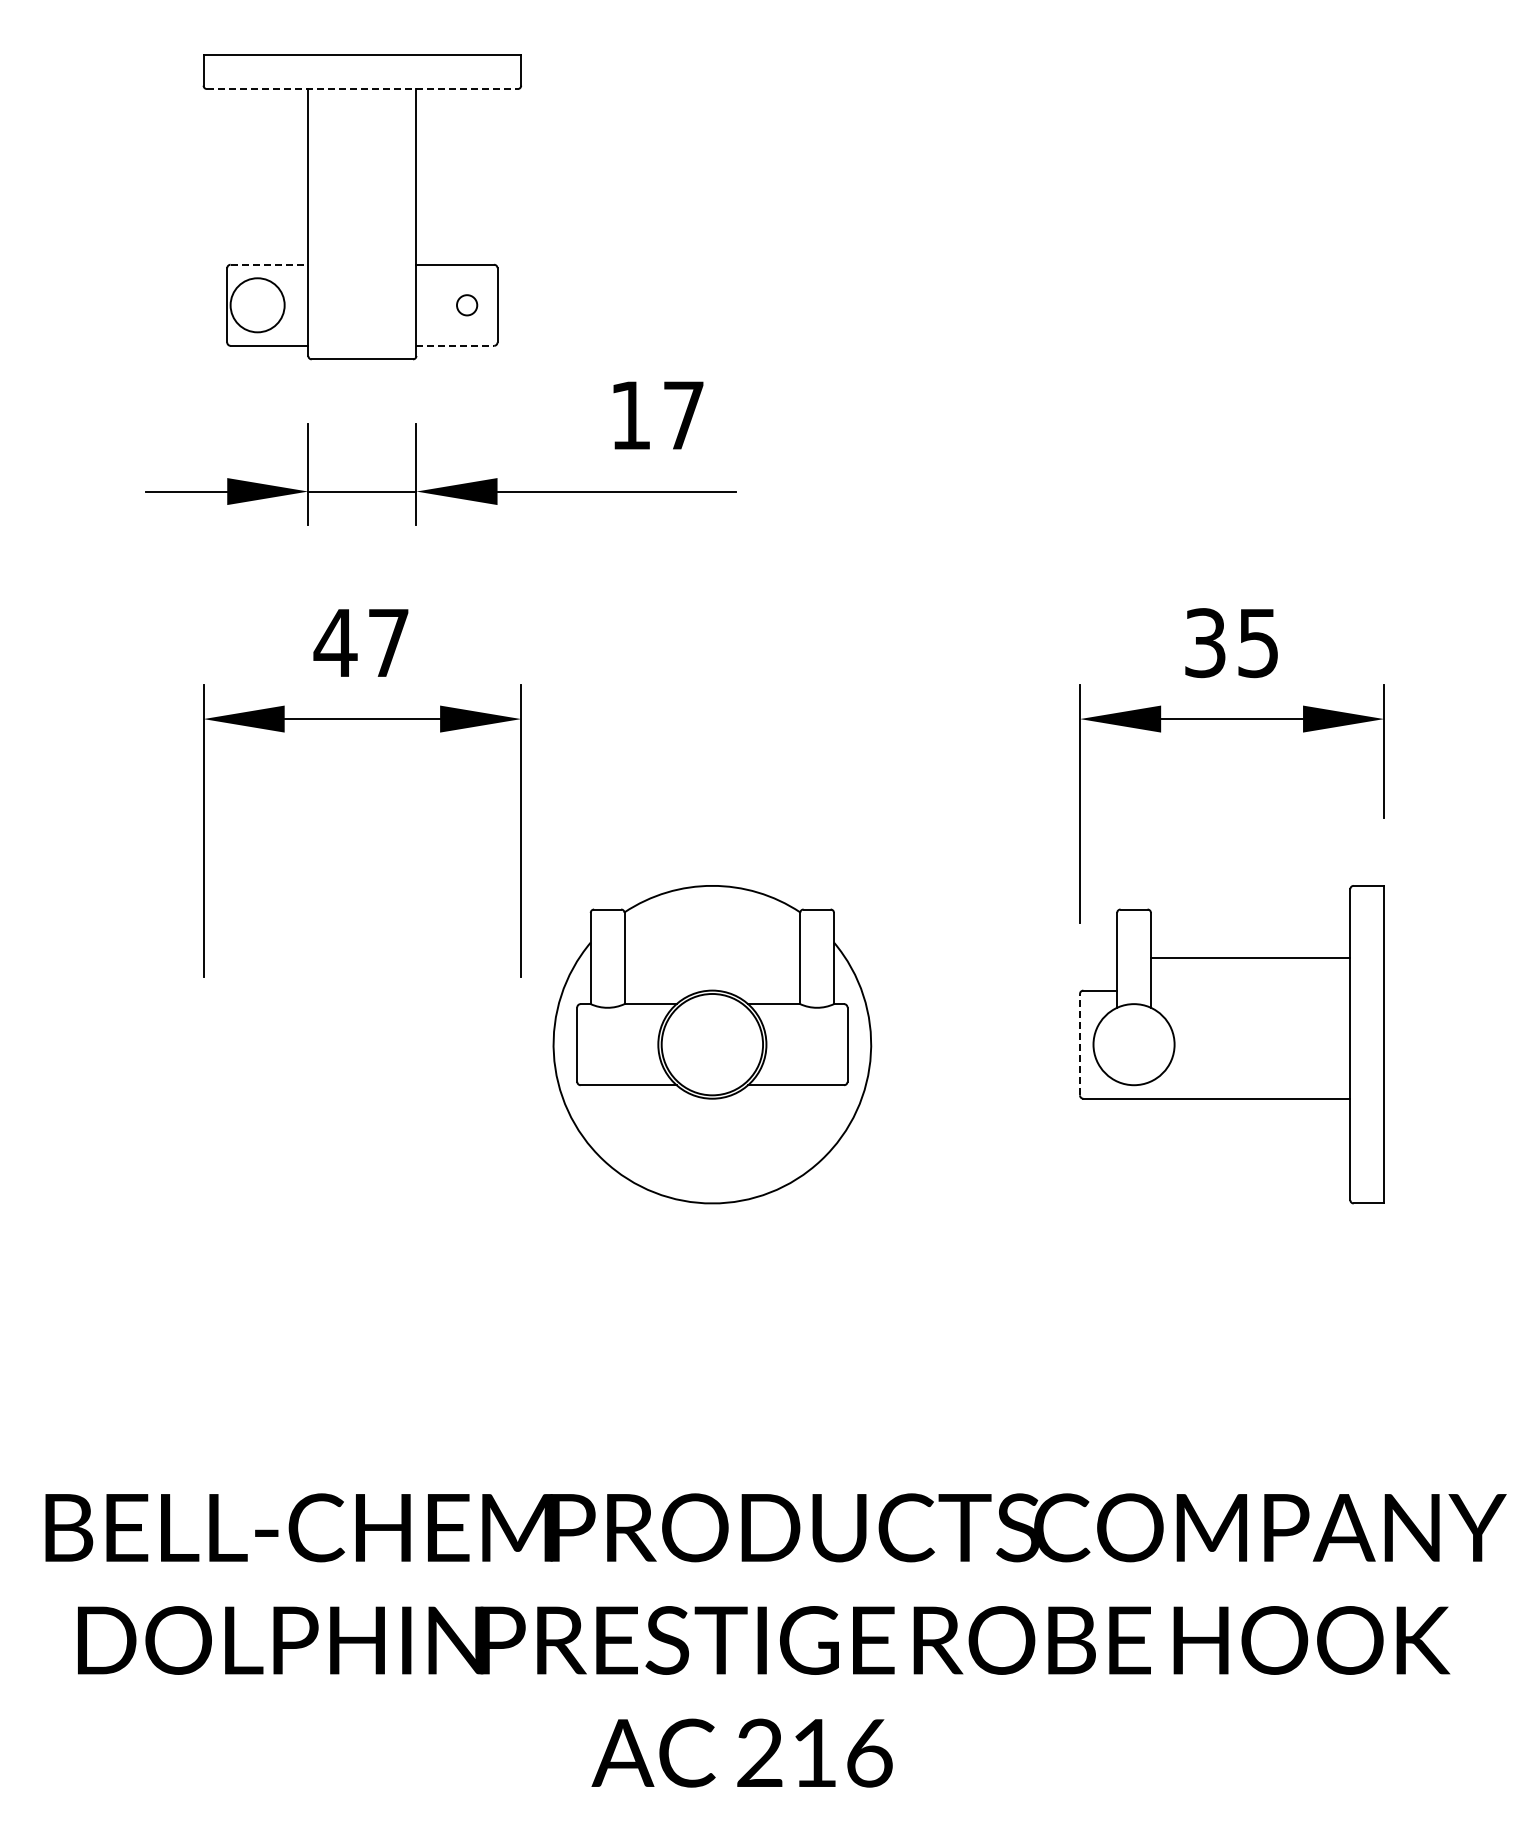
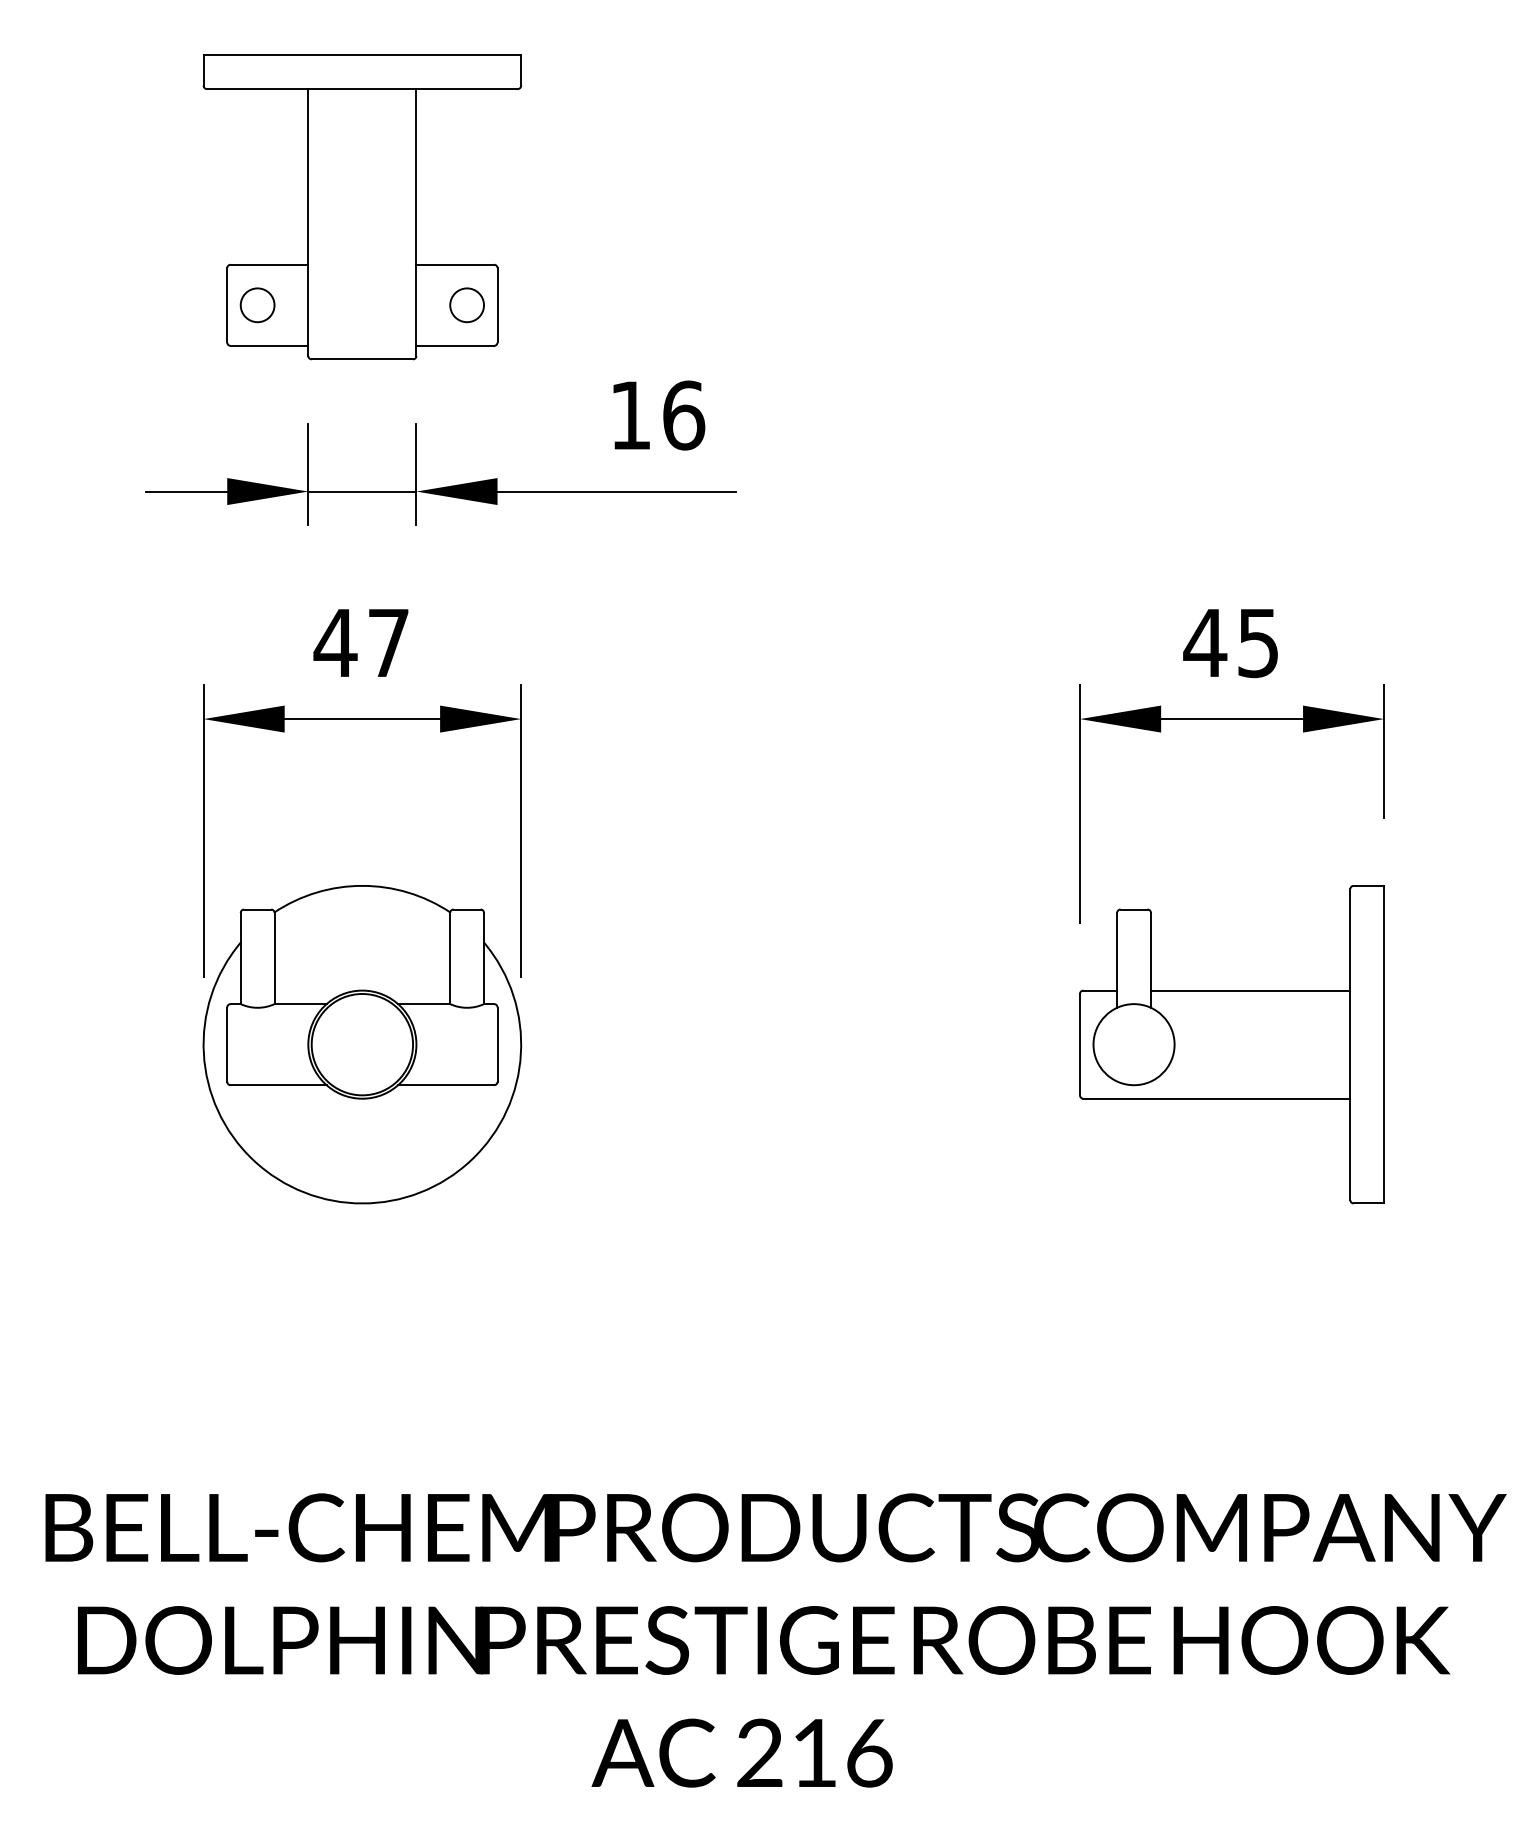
line: dashed -> solid (362, 89)
line: dashed -> solid (269, 264)
circle diameter: 54 px -> 34 px (257, 305)
circle diameter: 20 px -> 34 px (467, 305)
line: dashed -> solid (455, 345)
text: 17 -> 16 (684, 415)
text: 35 -> 45 (1205, 643)
line position: (1250, 957) -> (1250, 990) (1250, 990)
part position: (712, 1044) -> (362, 1044) (362, 1044)
line: dashed -> solid (1080, 1044)
